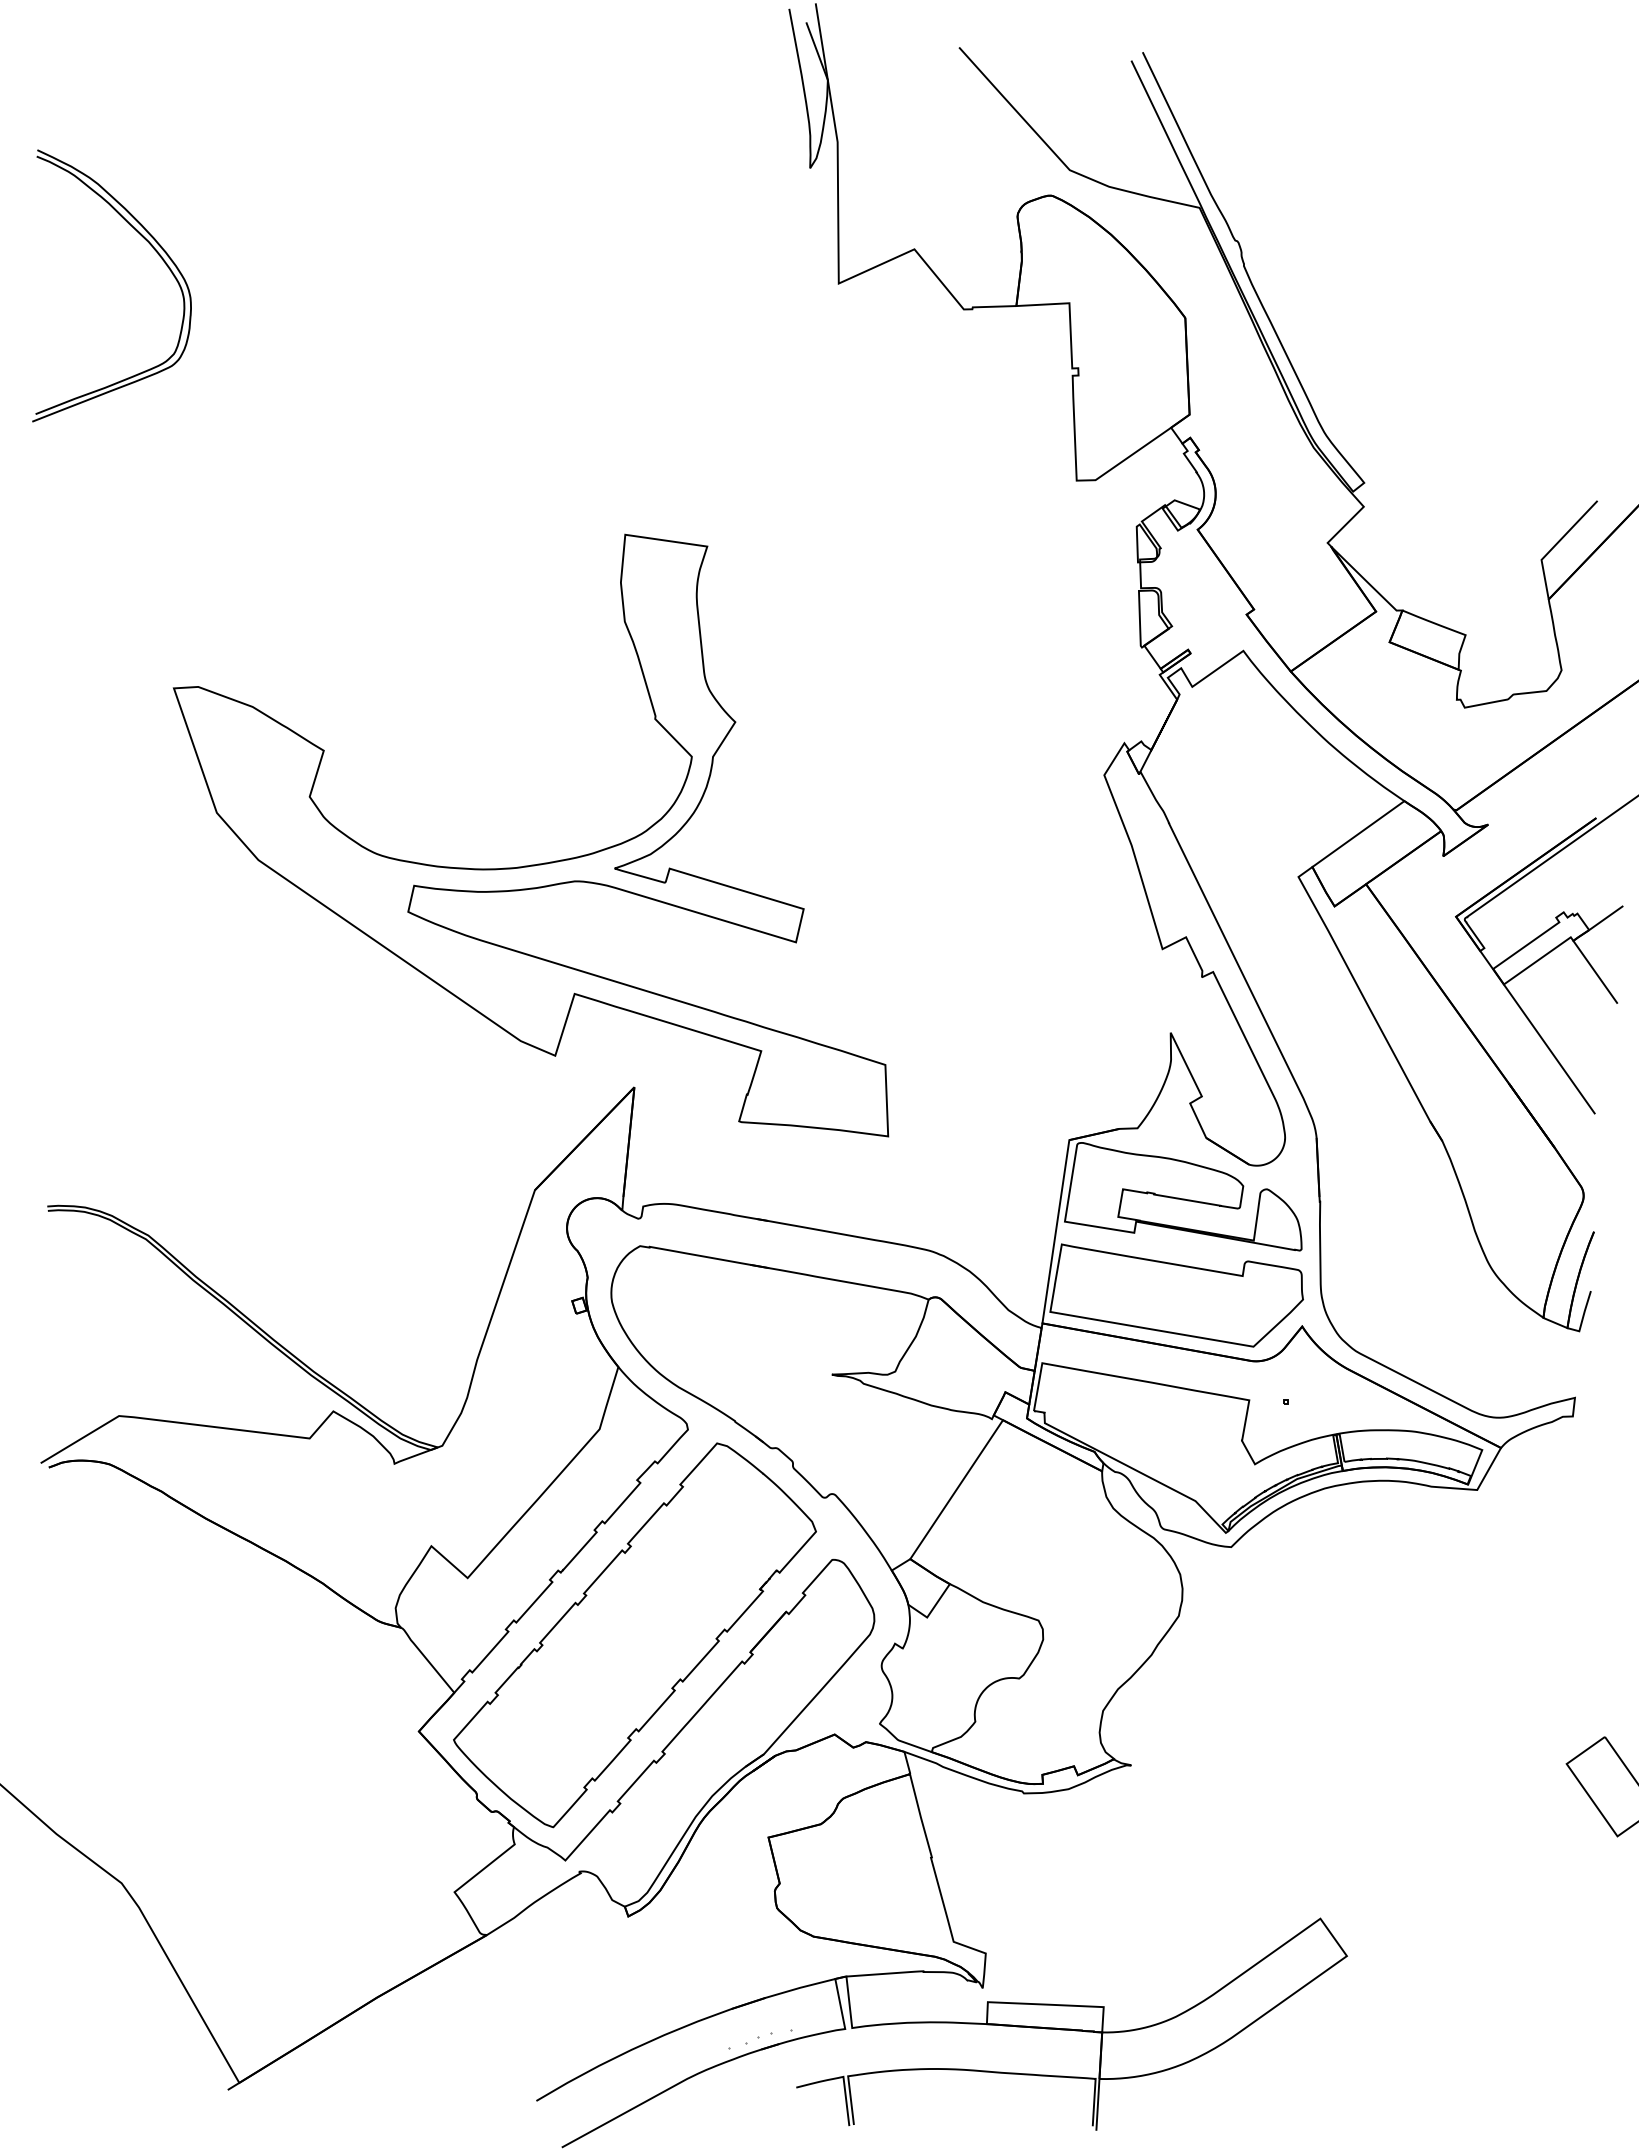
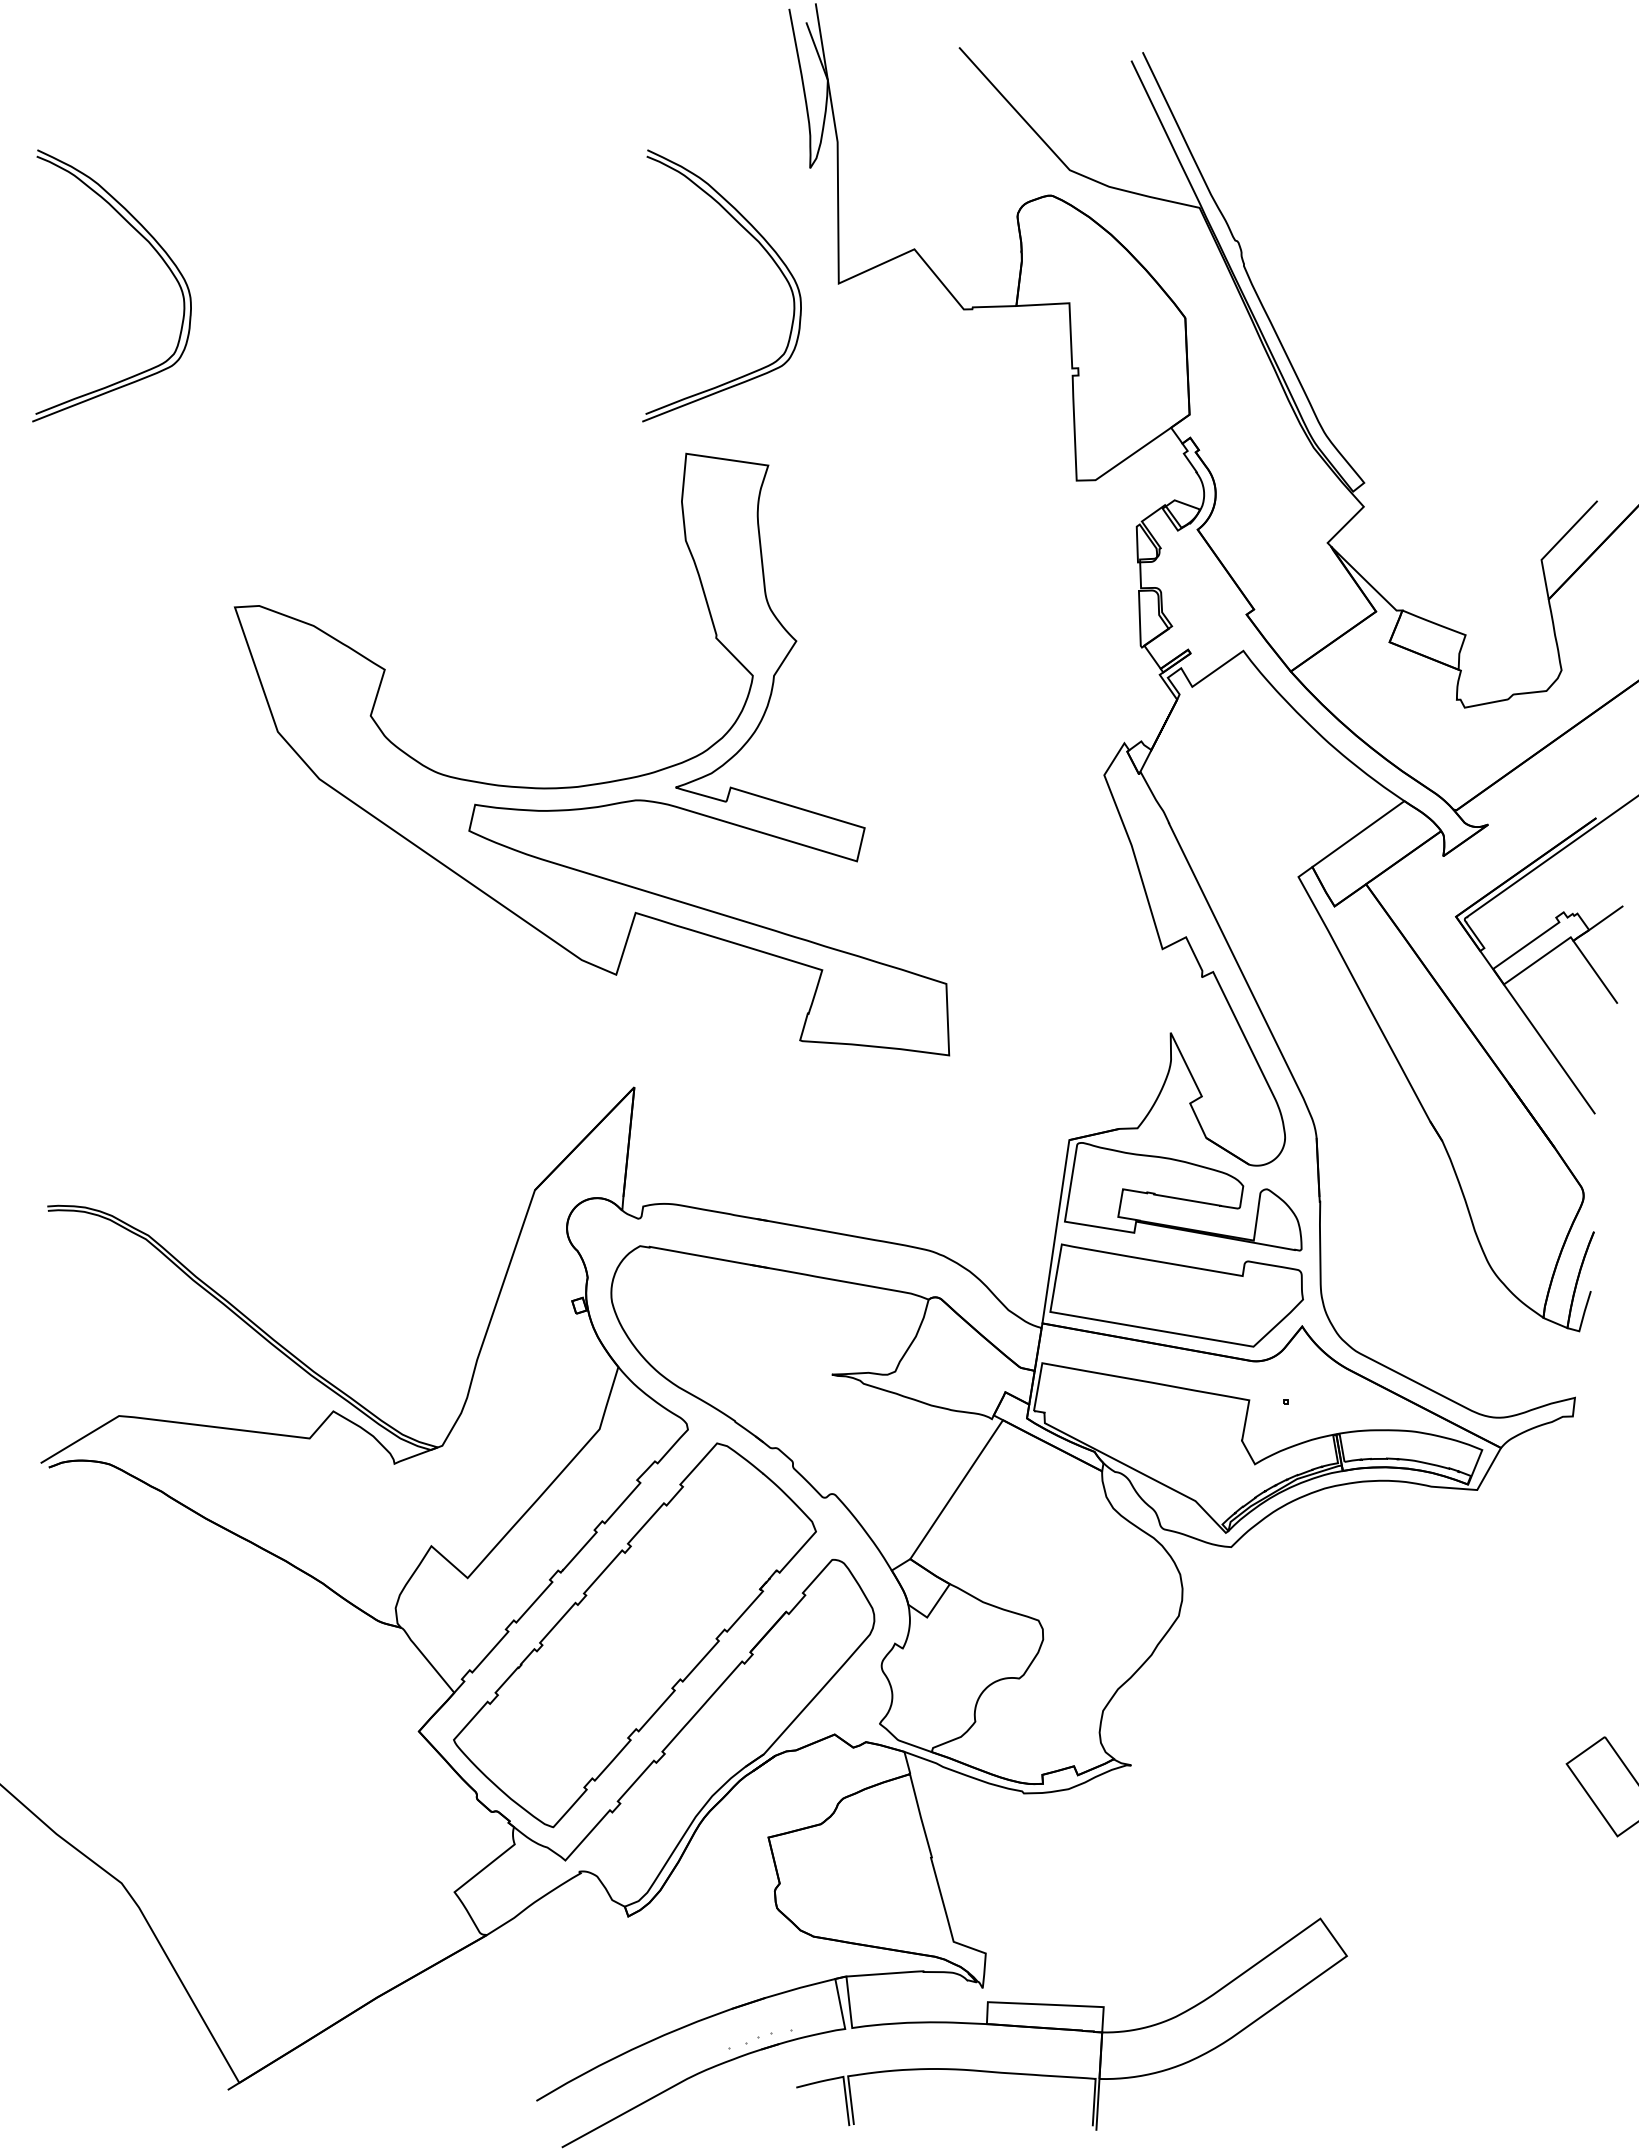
part: none -> present (763, 249)
part position: (537, 863) -> (598, 782) (598, 782)
